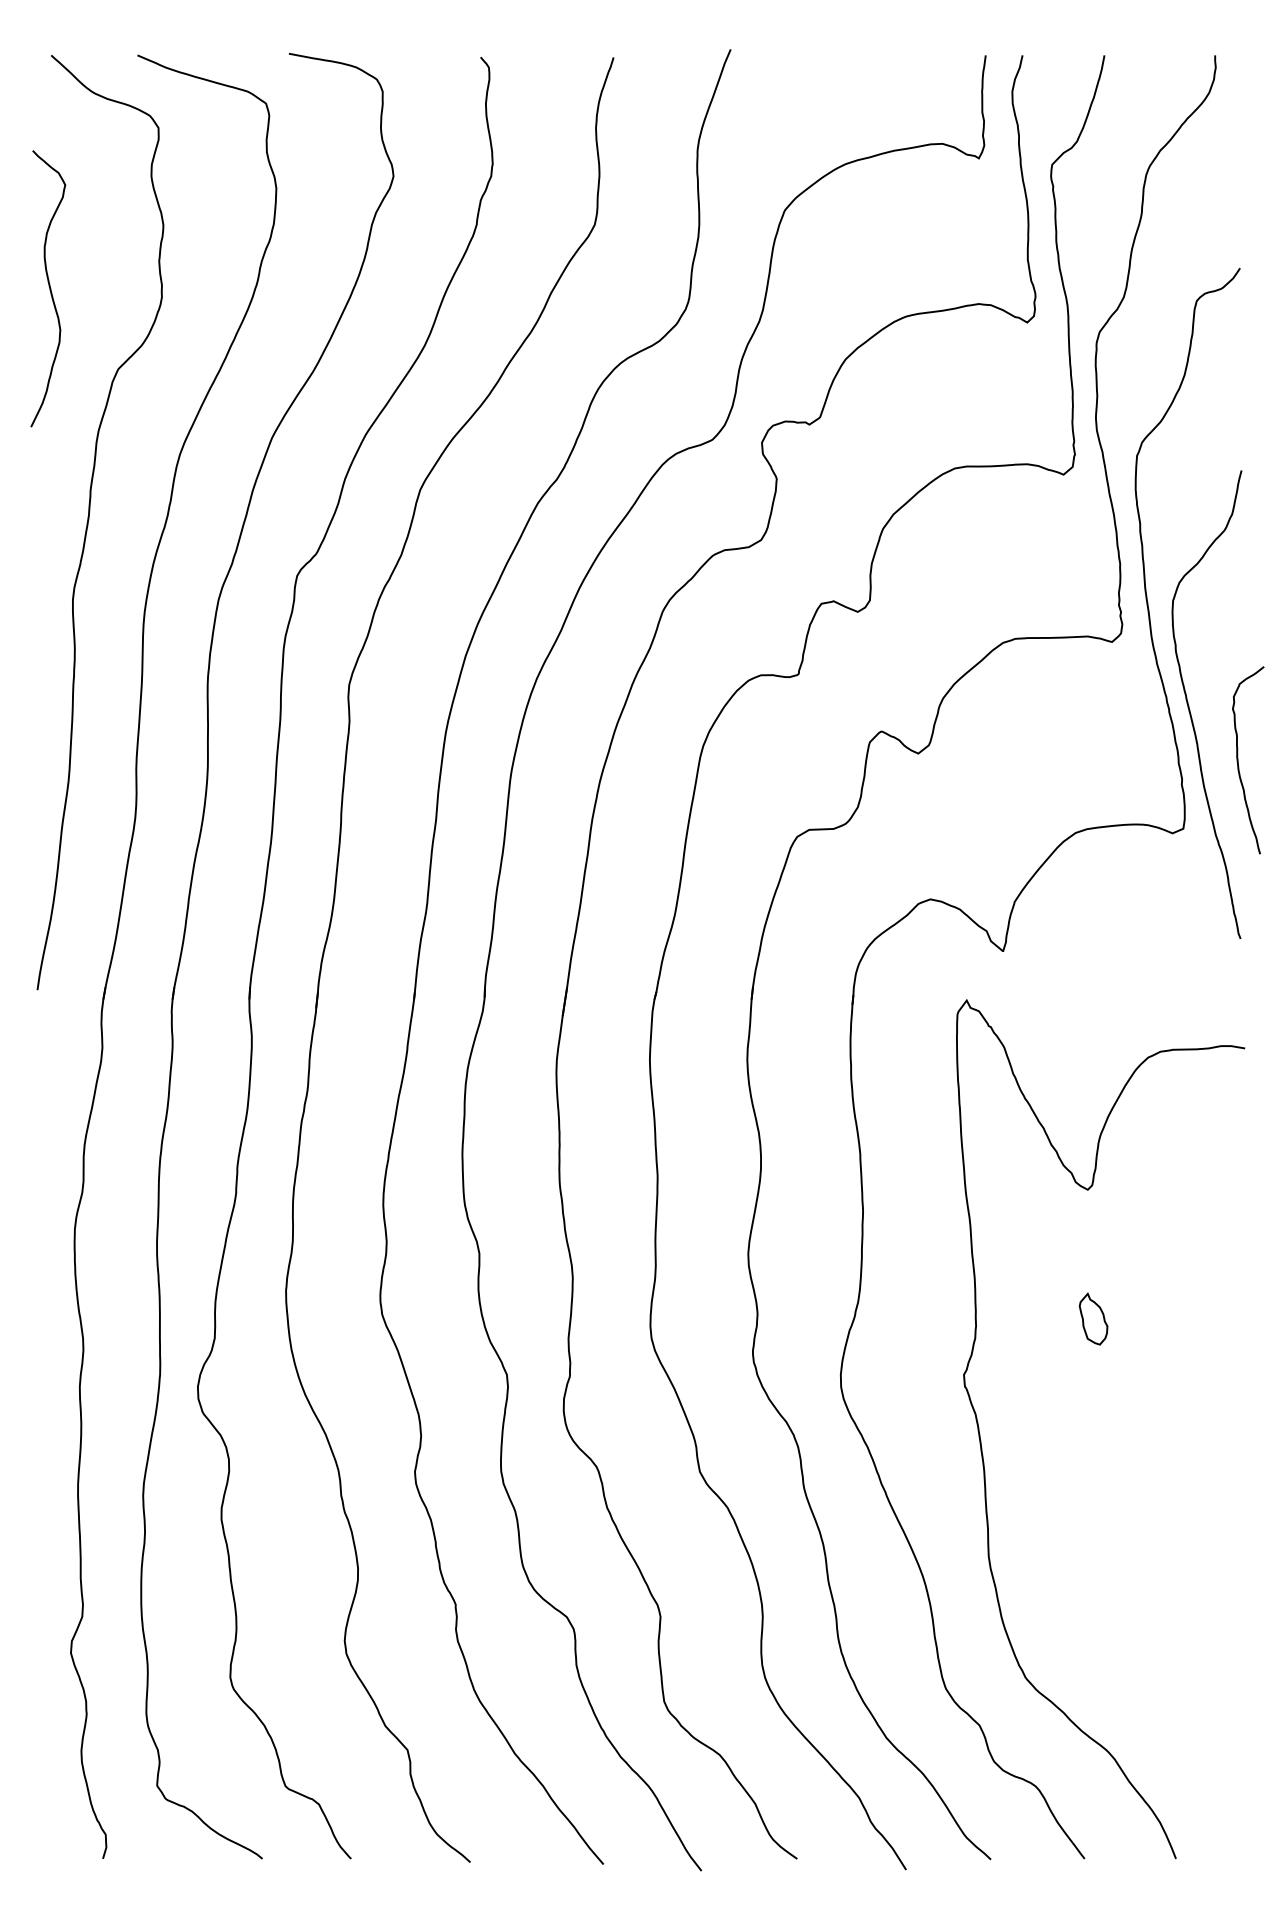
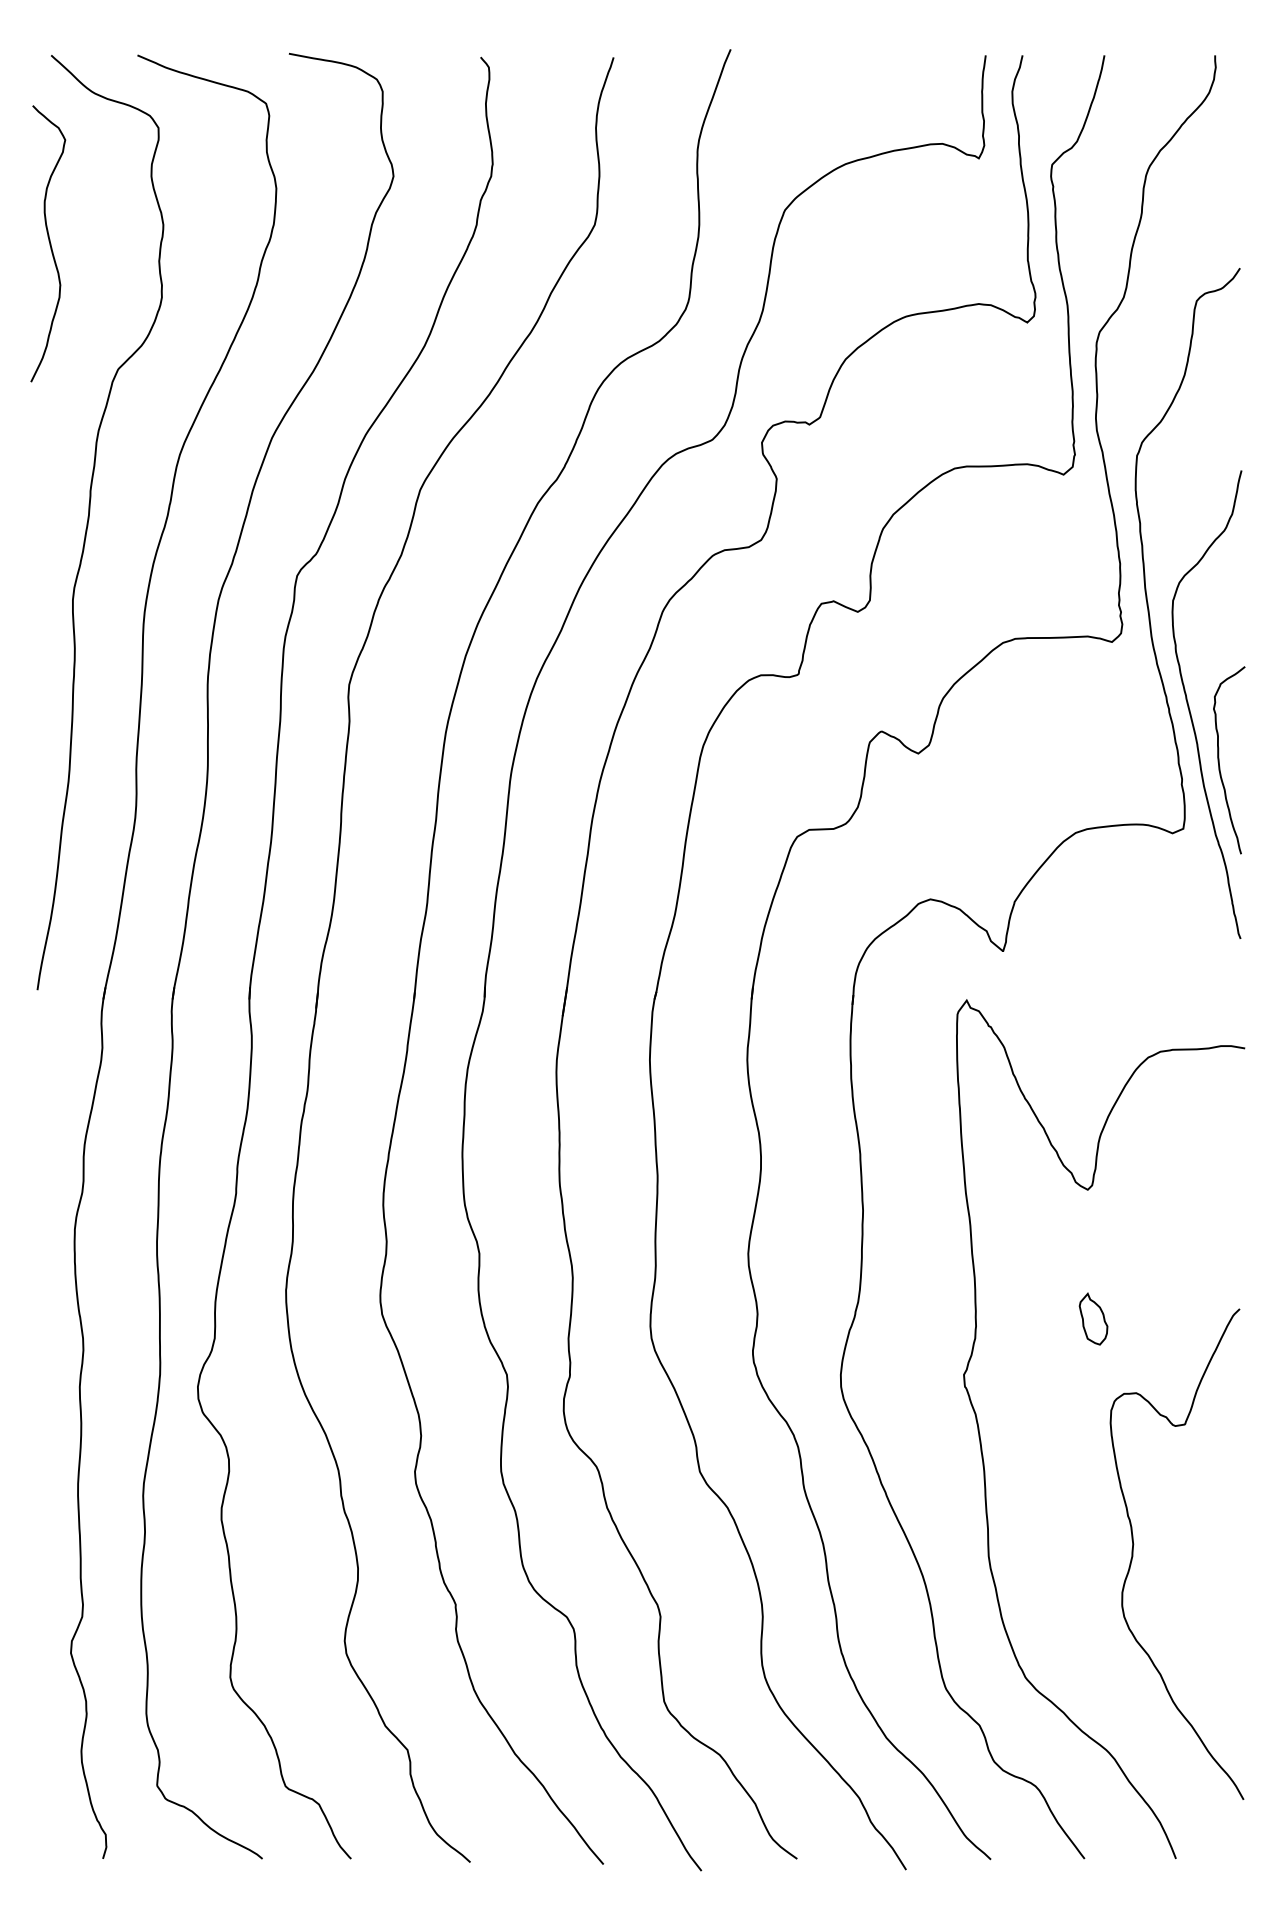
curve position: (49, 288) -> (49, 243) (49, 243)
curve position: (1238, 760) -> (1219, 760) (1219, 760)
curve: none -> present (1134, 1544)
